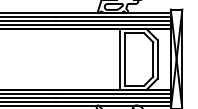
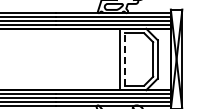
line: solid -> dashed (124, 58)
